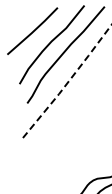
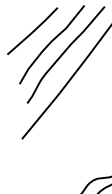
line: dashed -> solid (67, 83)
